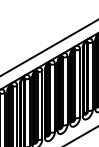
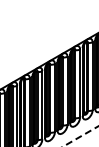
line: present -> none (48, 47)
line: solid -> dashed (80, 136)
